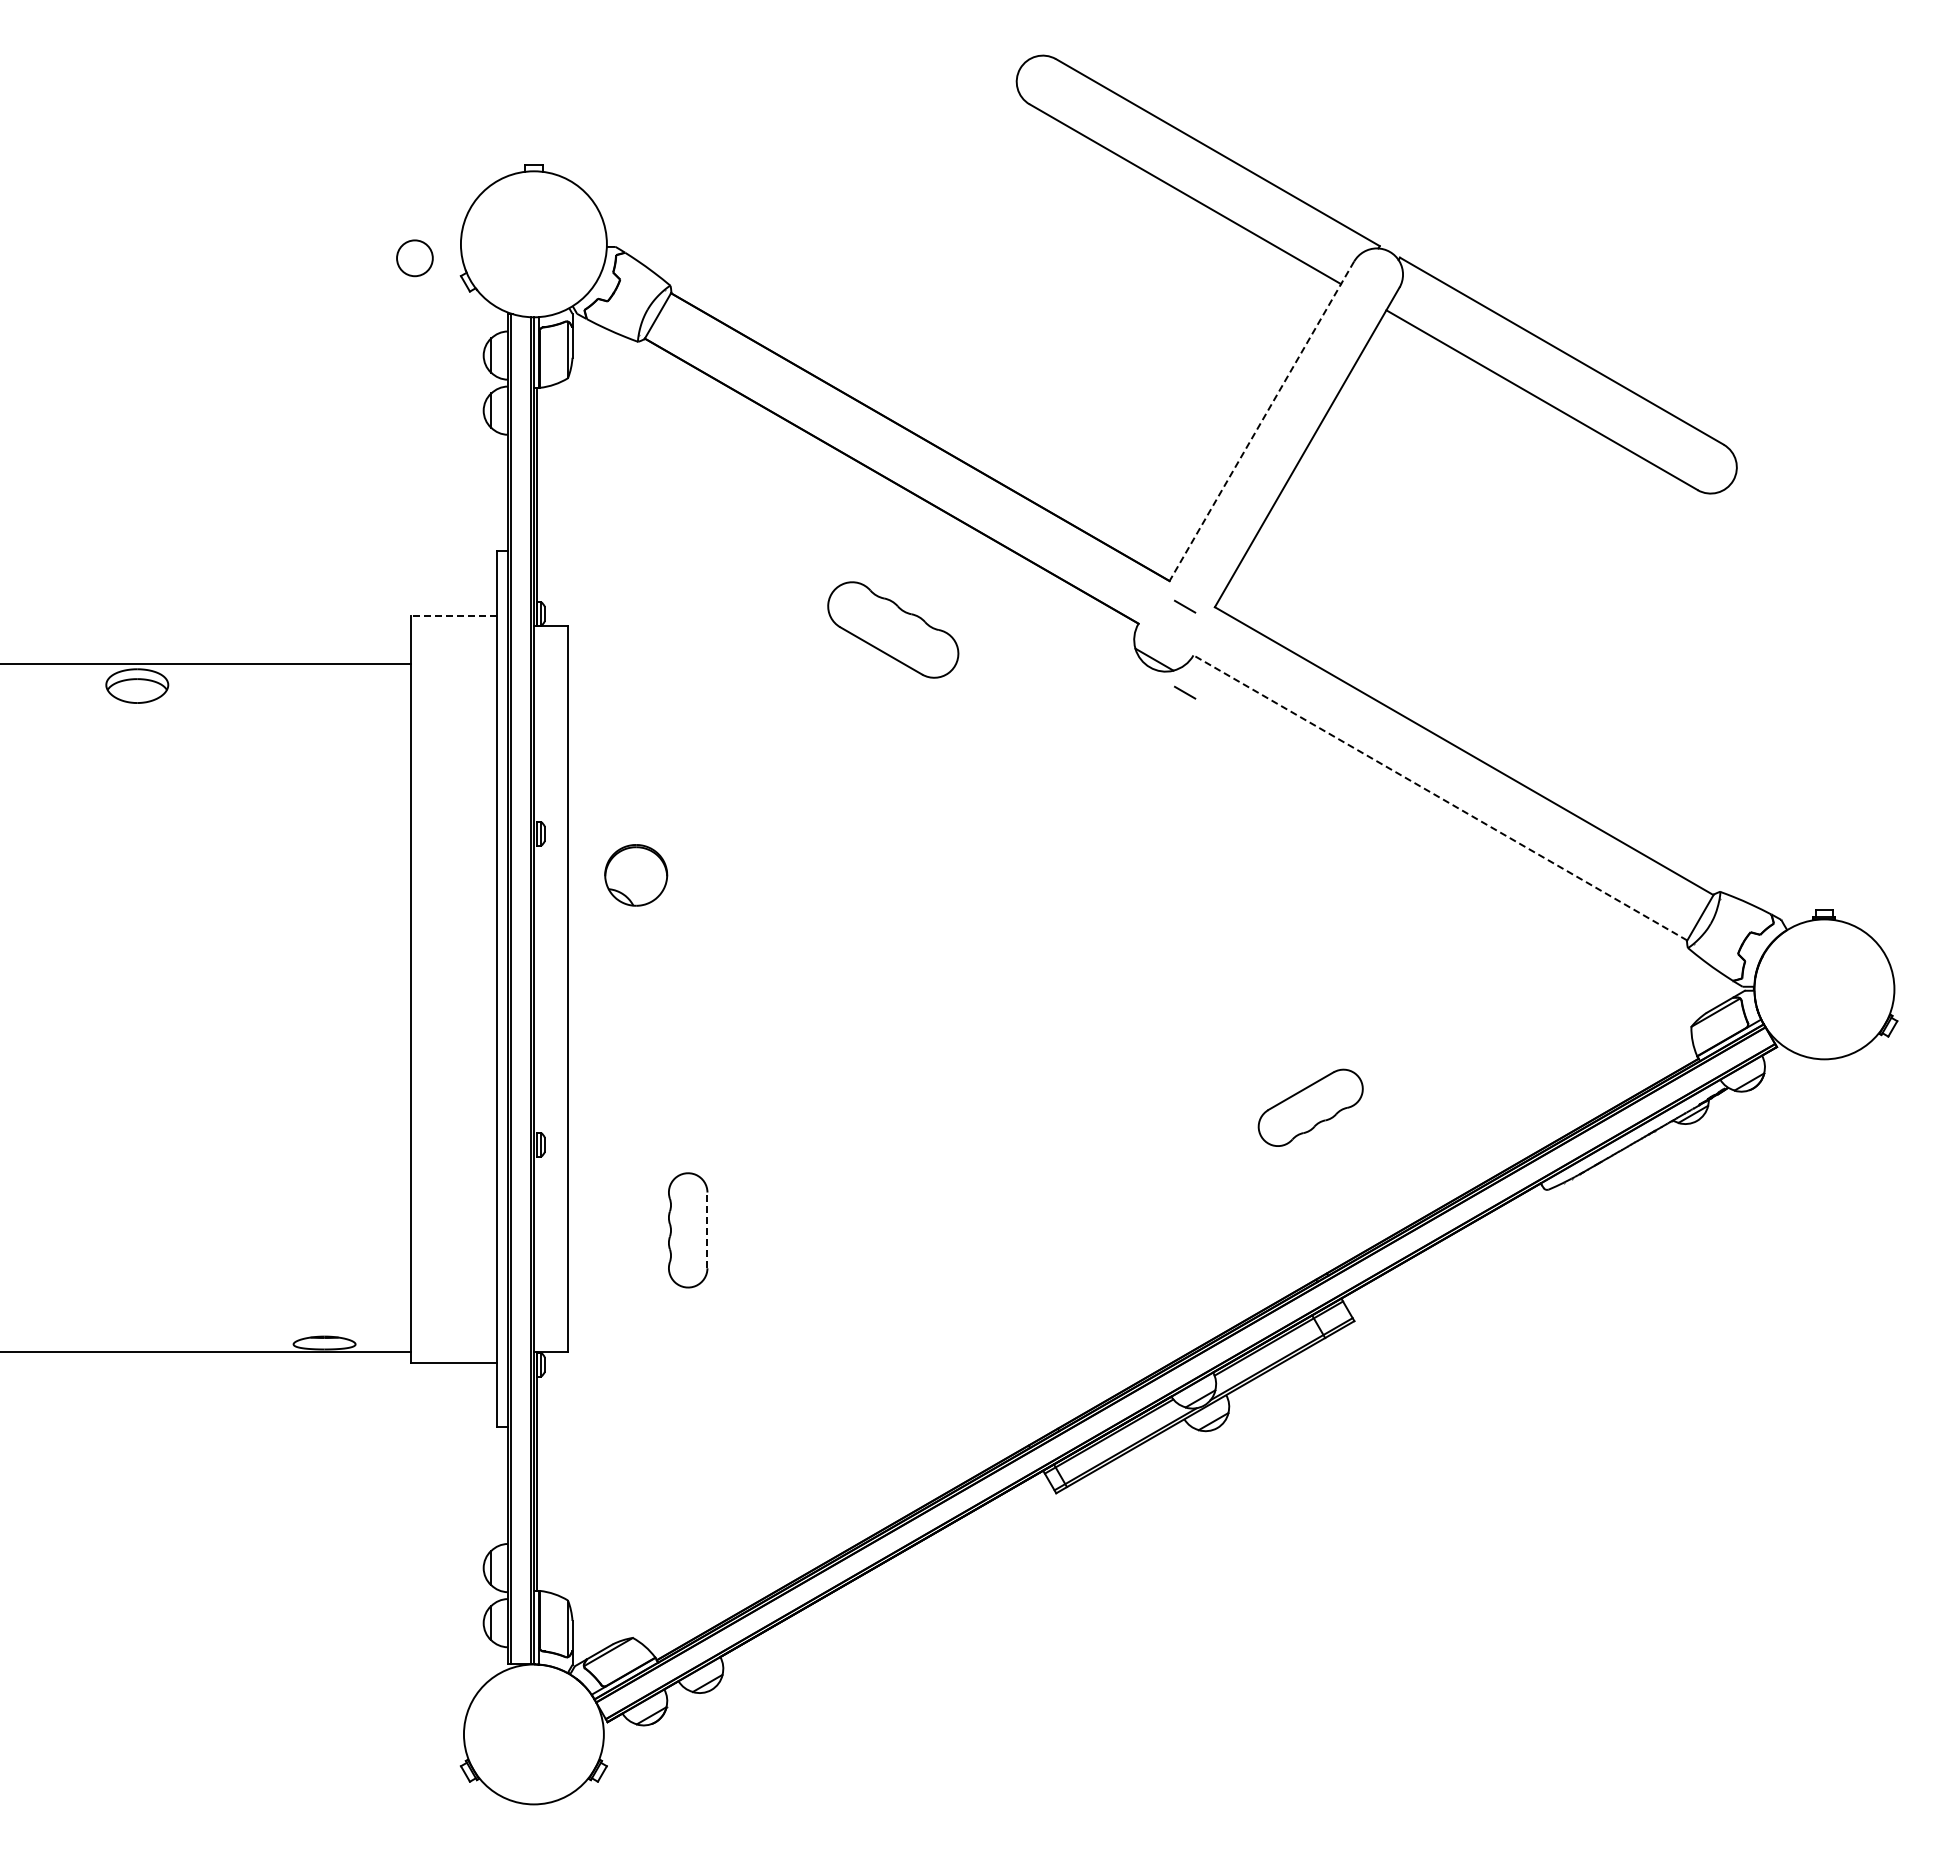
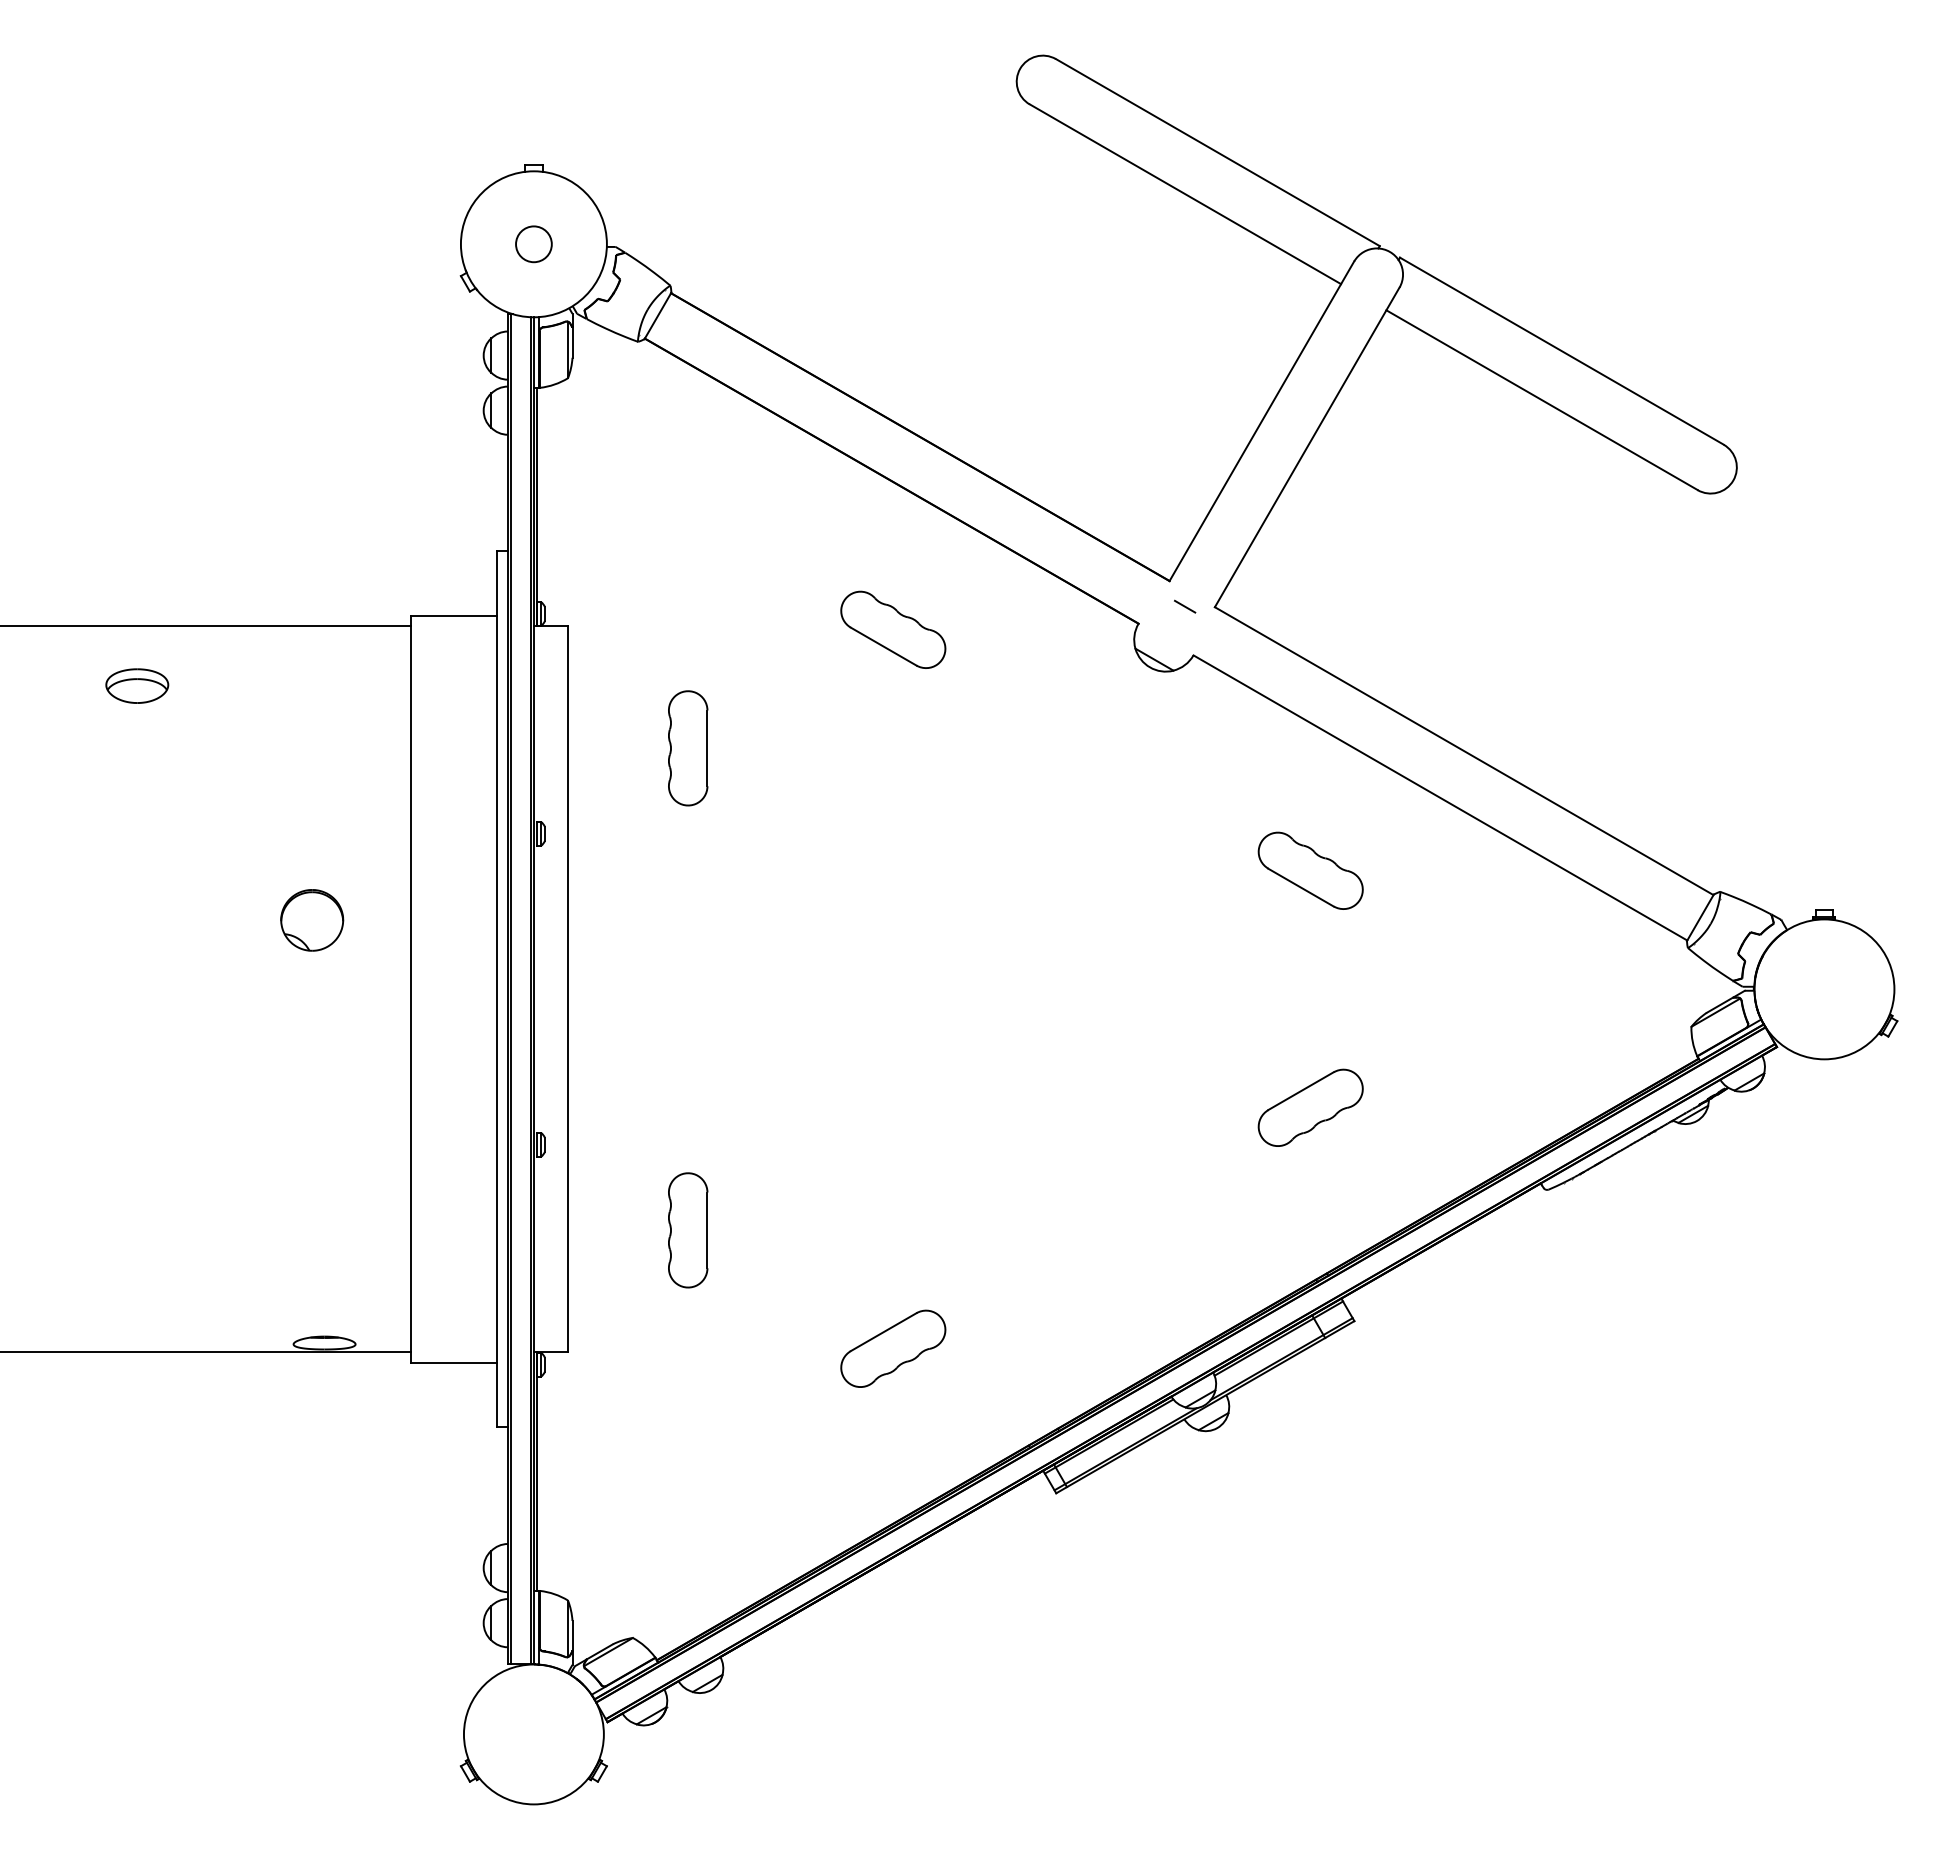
circle position: (414, 258) -> (533, 244) (533, 244)
line: dashed -> solid (1261, 421)
line: dashed -> solid (454, 616)
part size: 133x98 px -> 107x79 px (893, 629)
line position: (206, 664) -> (206, 626) (206, 626)
line: present -> none (1185, 692)
part: none -> present (688, 748)
line: dashed -> solid (1440, 797)
part: none -> present (1310, 870)
part position: (636, 875) -> (312, 920) (312, 920)
line: dashed -> solid (707, 1230)
part: none -> present (893, 1348)
